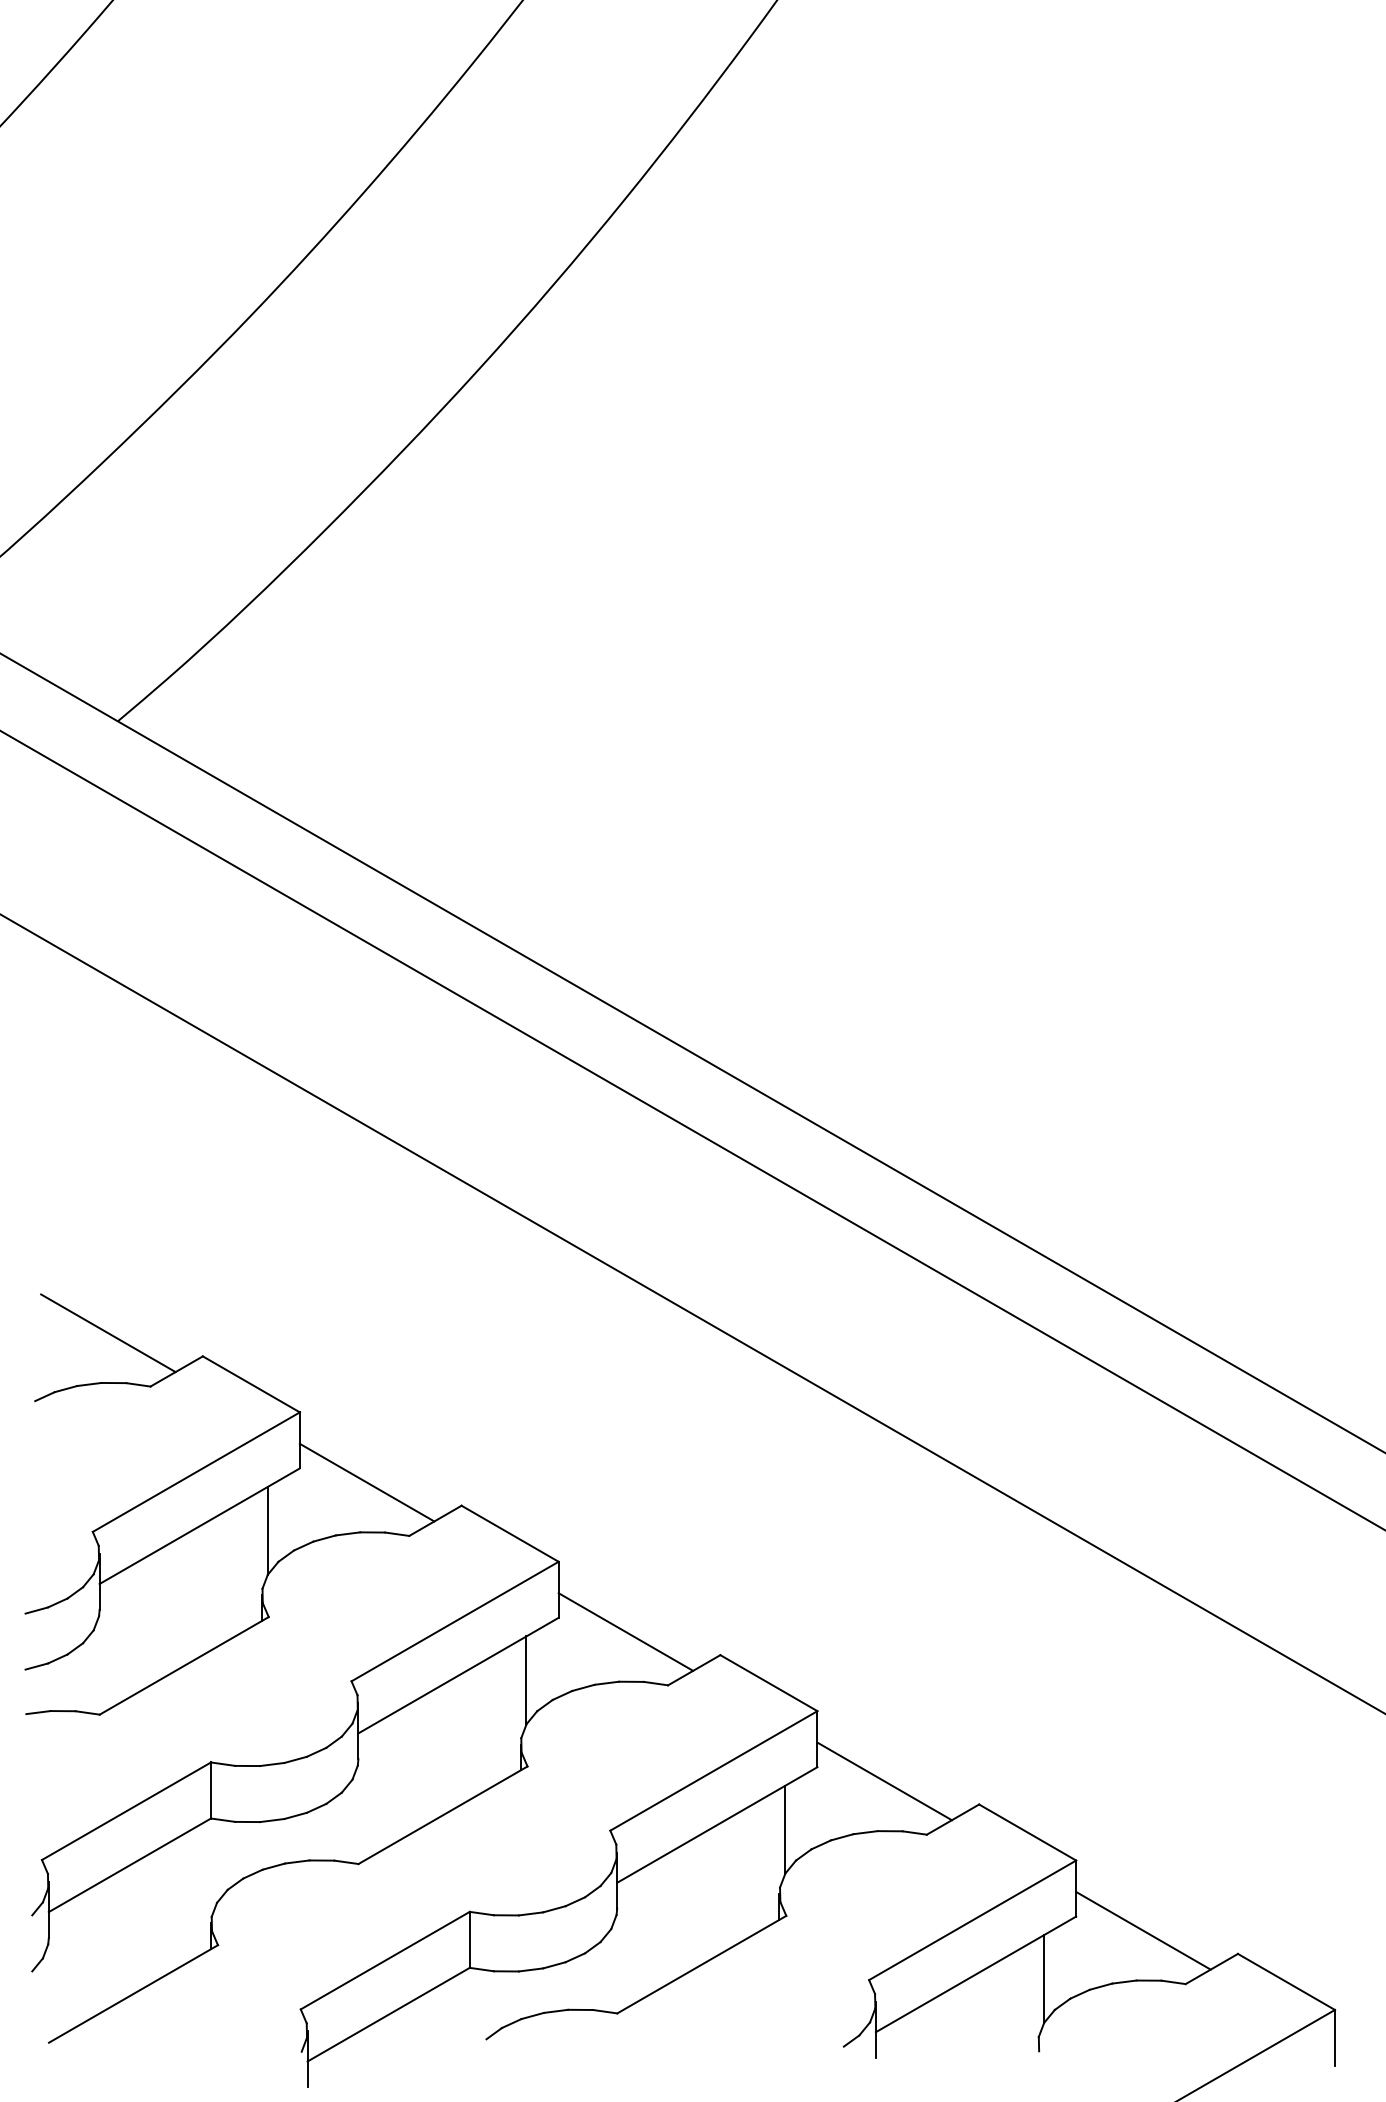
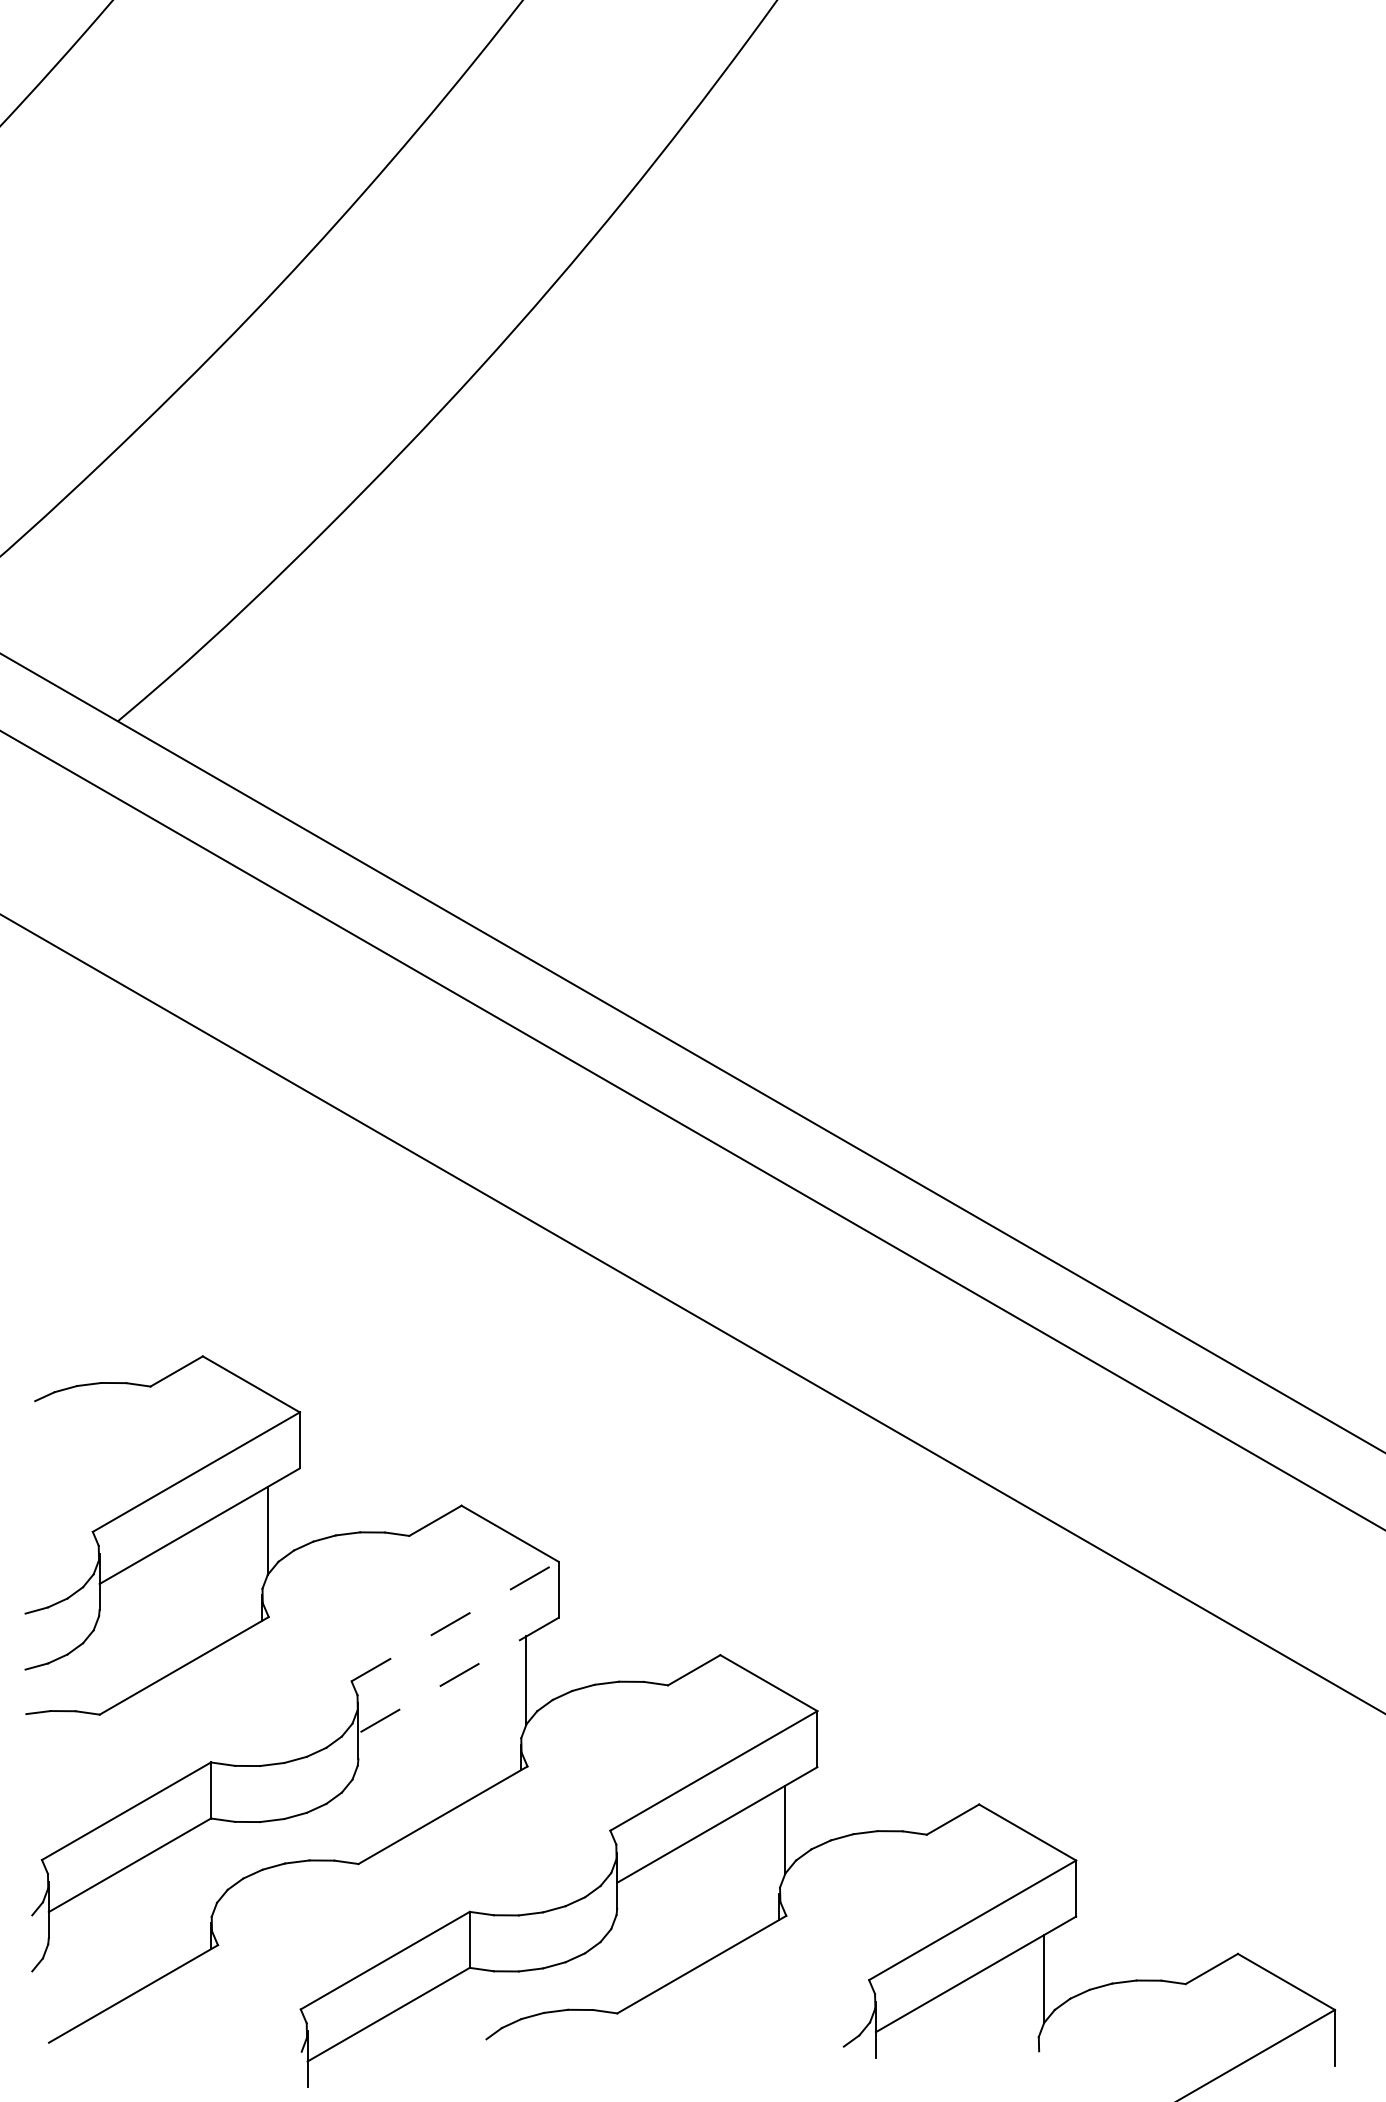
line: present -> none (108, 1333)
line: present -> none (366, 1482)
line: solid -> dashed (455, 1621)
line: present -> none (625, 1631)
line: solid -> dashed (458, 1675)
line: present -> none (884, 1781)
line: present -> none (1143, 1930)
